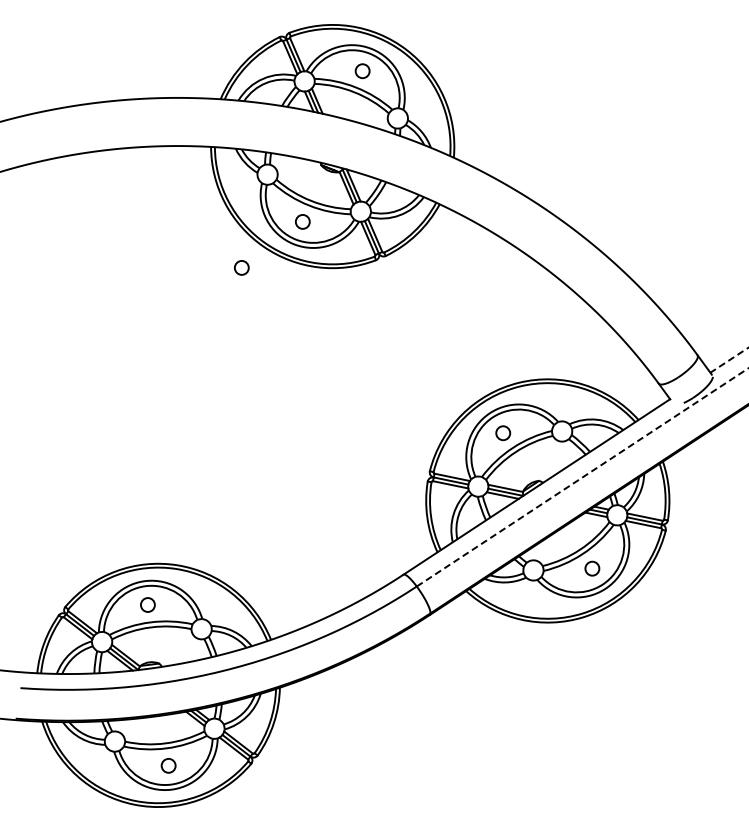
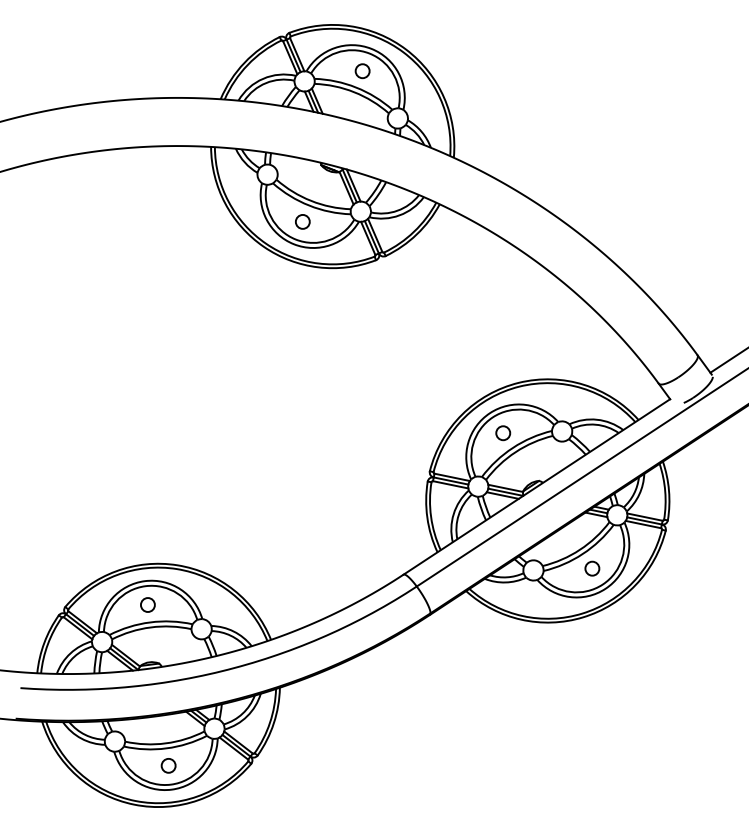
circle: present -> none (241, 267)
line: dashed -> solid (729, 360)
line: dashed -> solid (582, 477)
